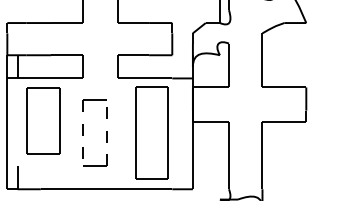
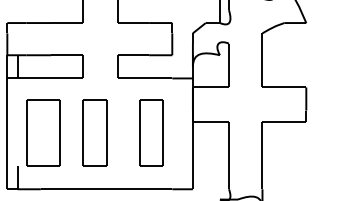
part position: (43, 120) -> (43, 132) (43, 132)
part size: 34x94 px -> 25x68 px (151, 132)
line: dashed -> solid (83, 133)
line: dashed -> solid (106, 133)
